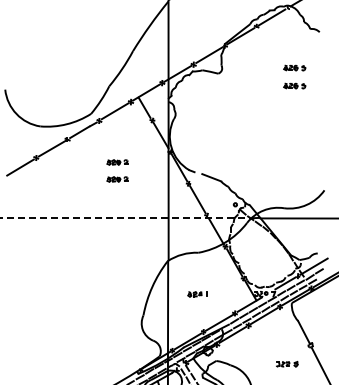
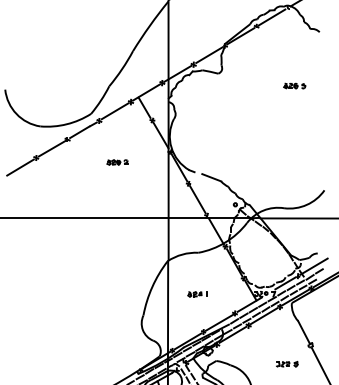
part: present -> none (294, 67)
part: present -> none (117, 179)
line: dashed -> solid (125, 218)
